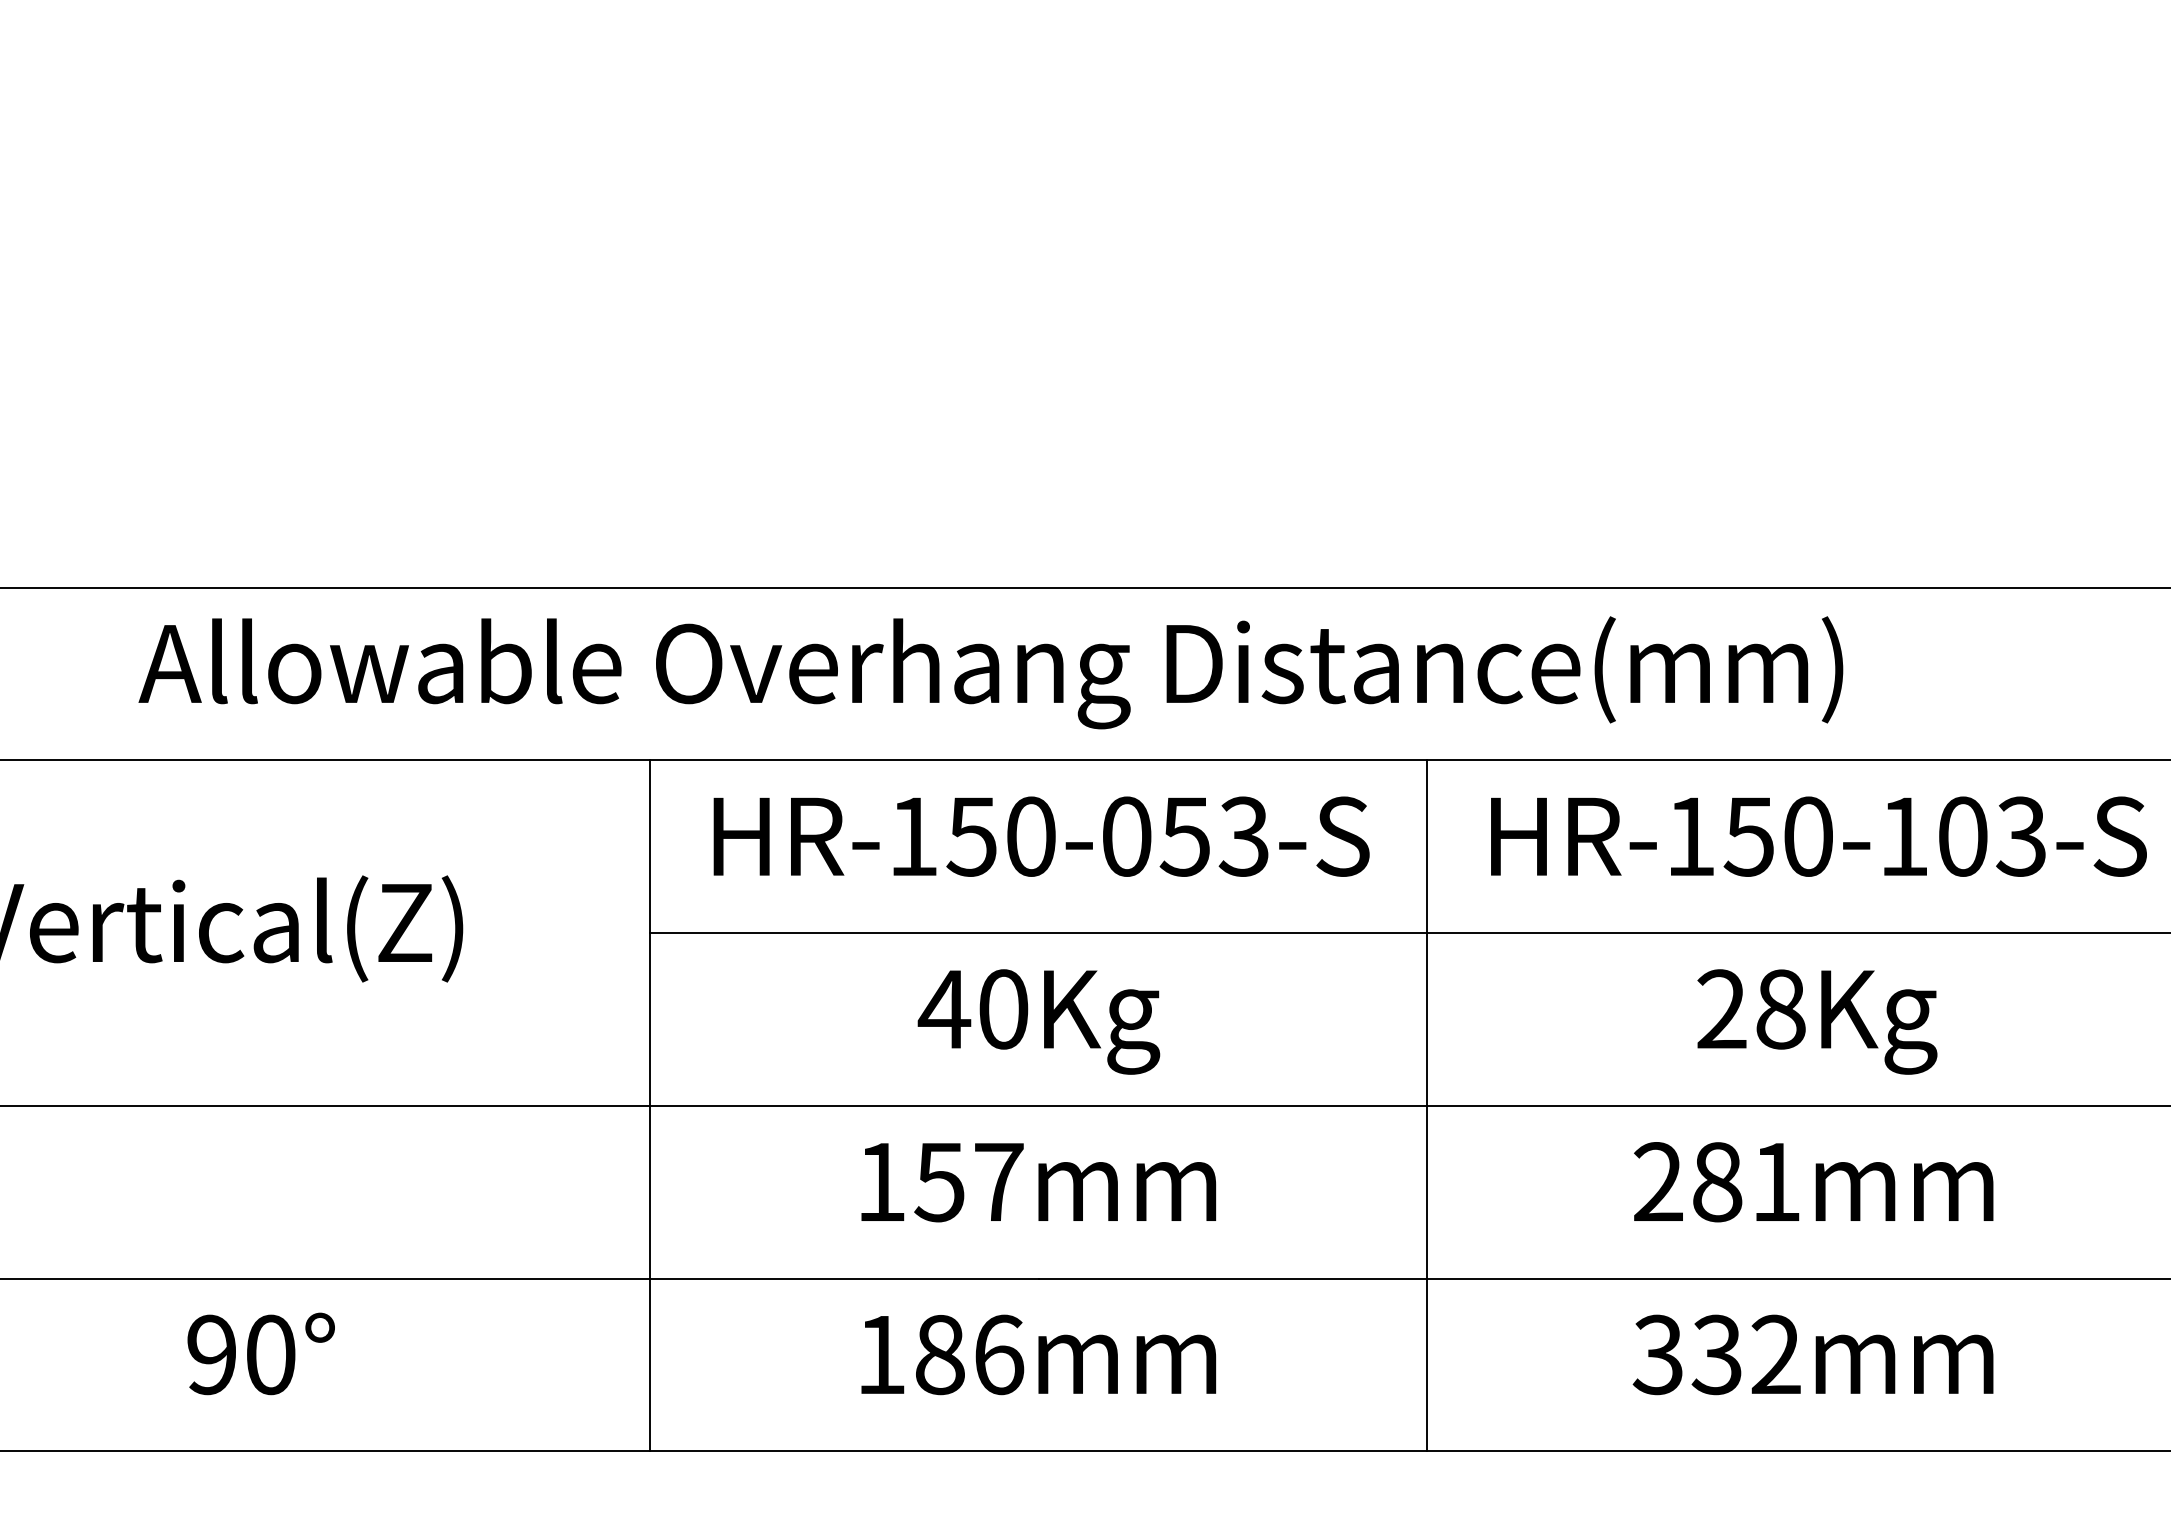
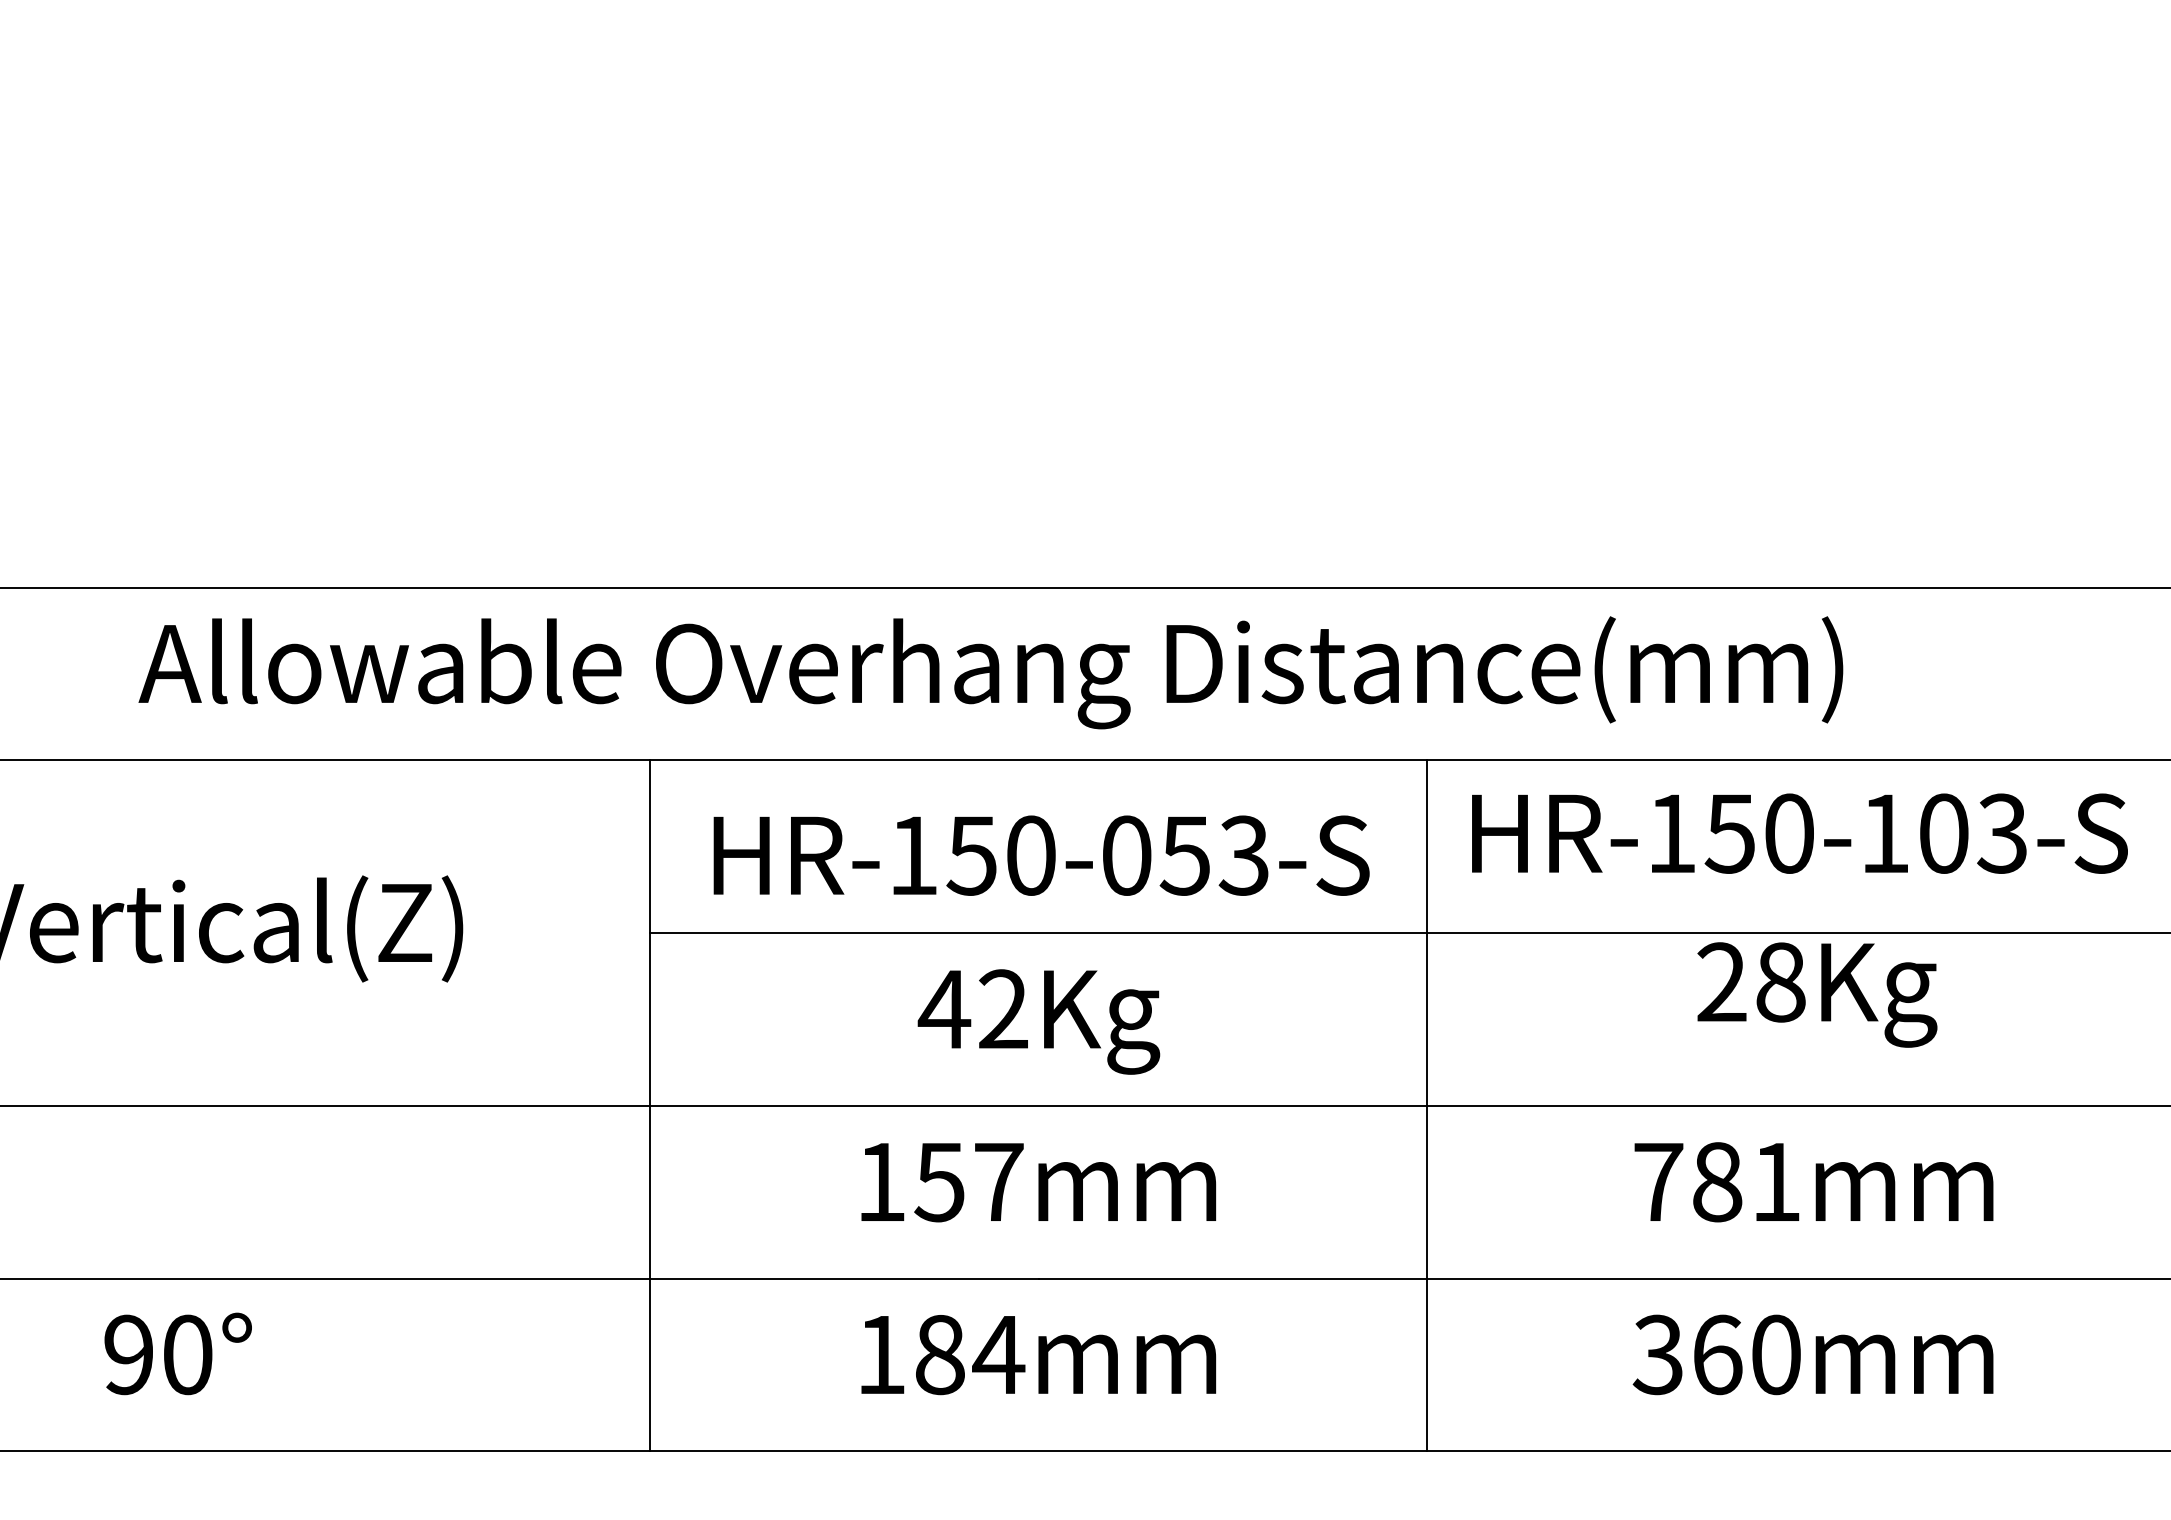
text position: (1041, 836) -> (1041, 855) (1041, 855)
text position: (1818, 836) -> (1799, 833) (1799, 833)
text: 40Kg -> 42Kg (1003, 1009)
text position: (1817, 1021) -> (1817, 994) (1817, 994)
text: 281mm -> 781mm (1658, 1181)
text position: (260, 1353) -> (177, 1353) (177, 1353)
text: 186mm -> 184mm (998, 1354)
text: 332mm -> 360mm (1745, 1354)
